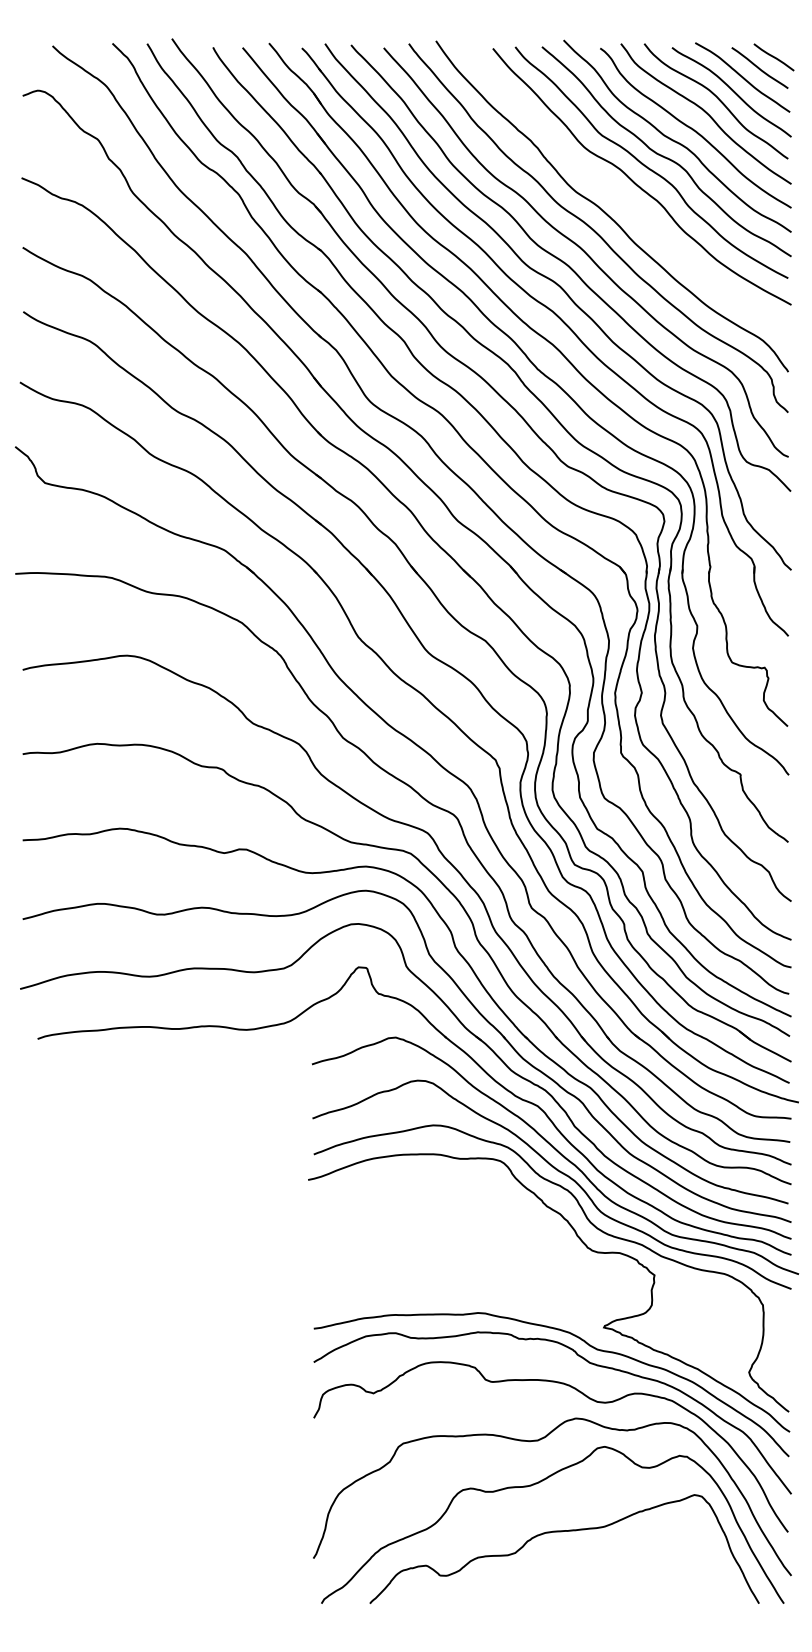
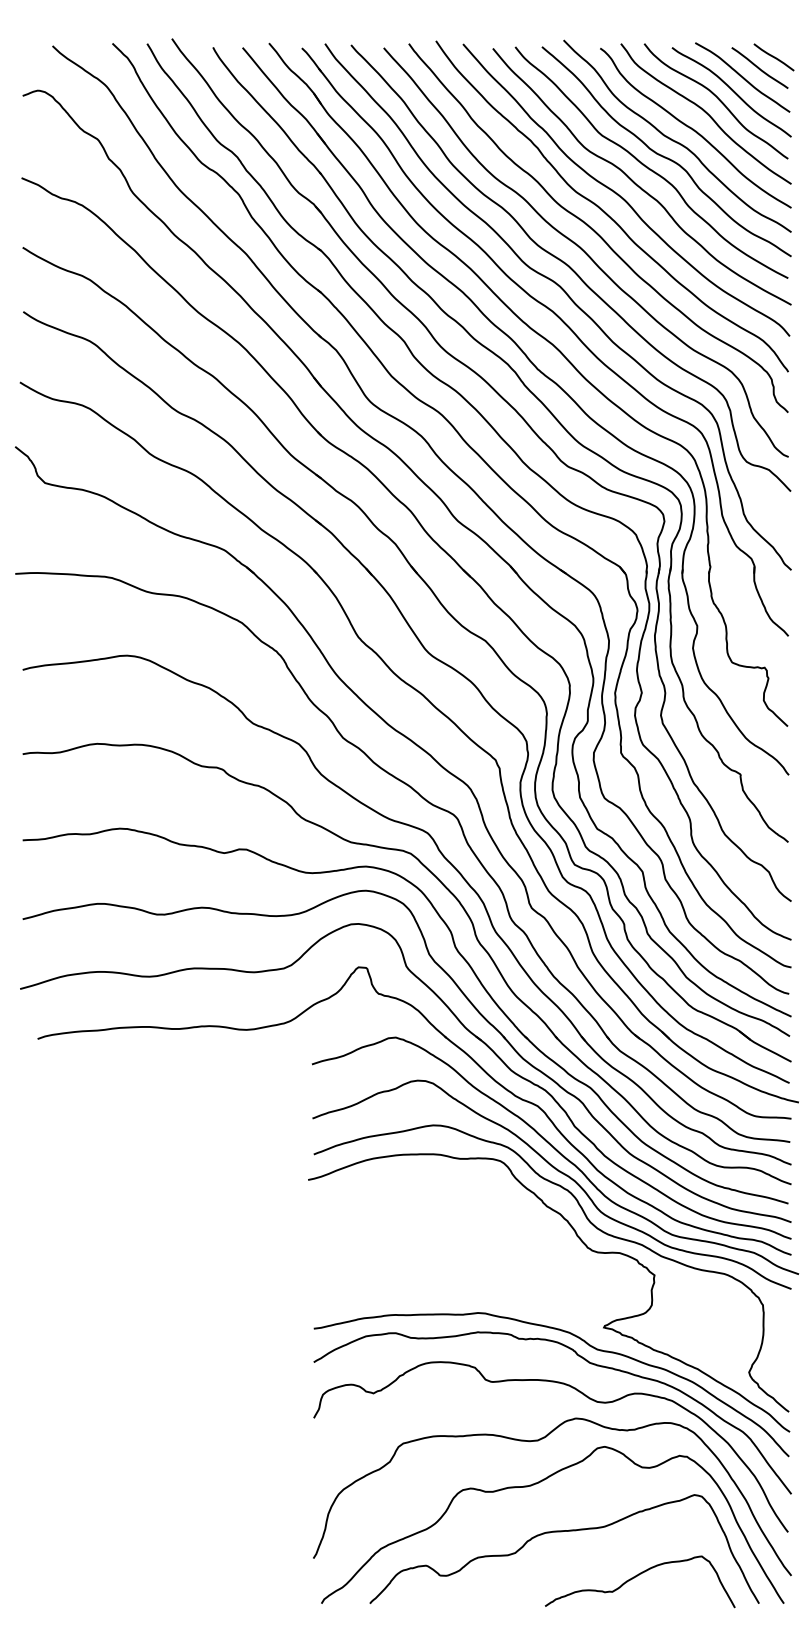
curve: none -> present (620, 195)
curve: none -> present (636, 1577)
